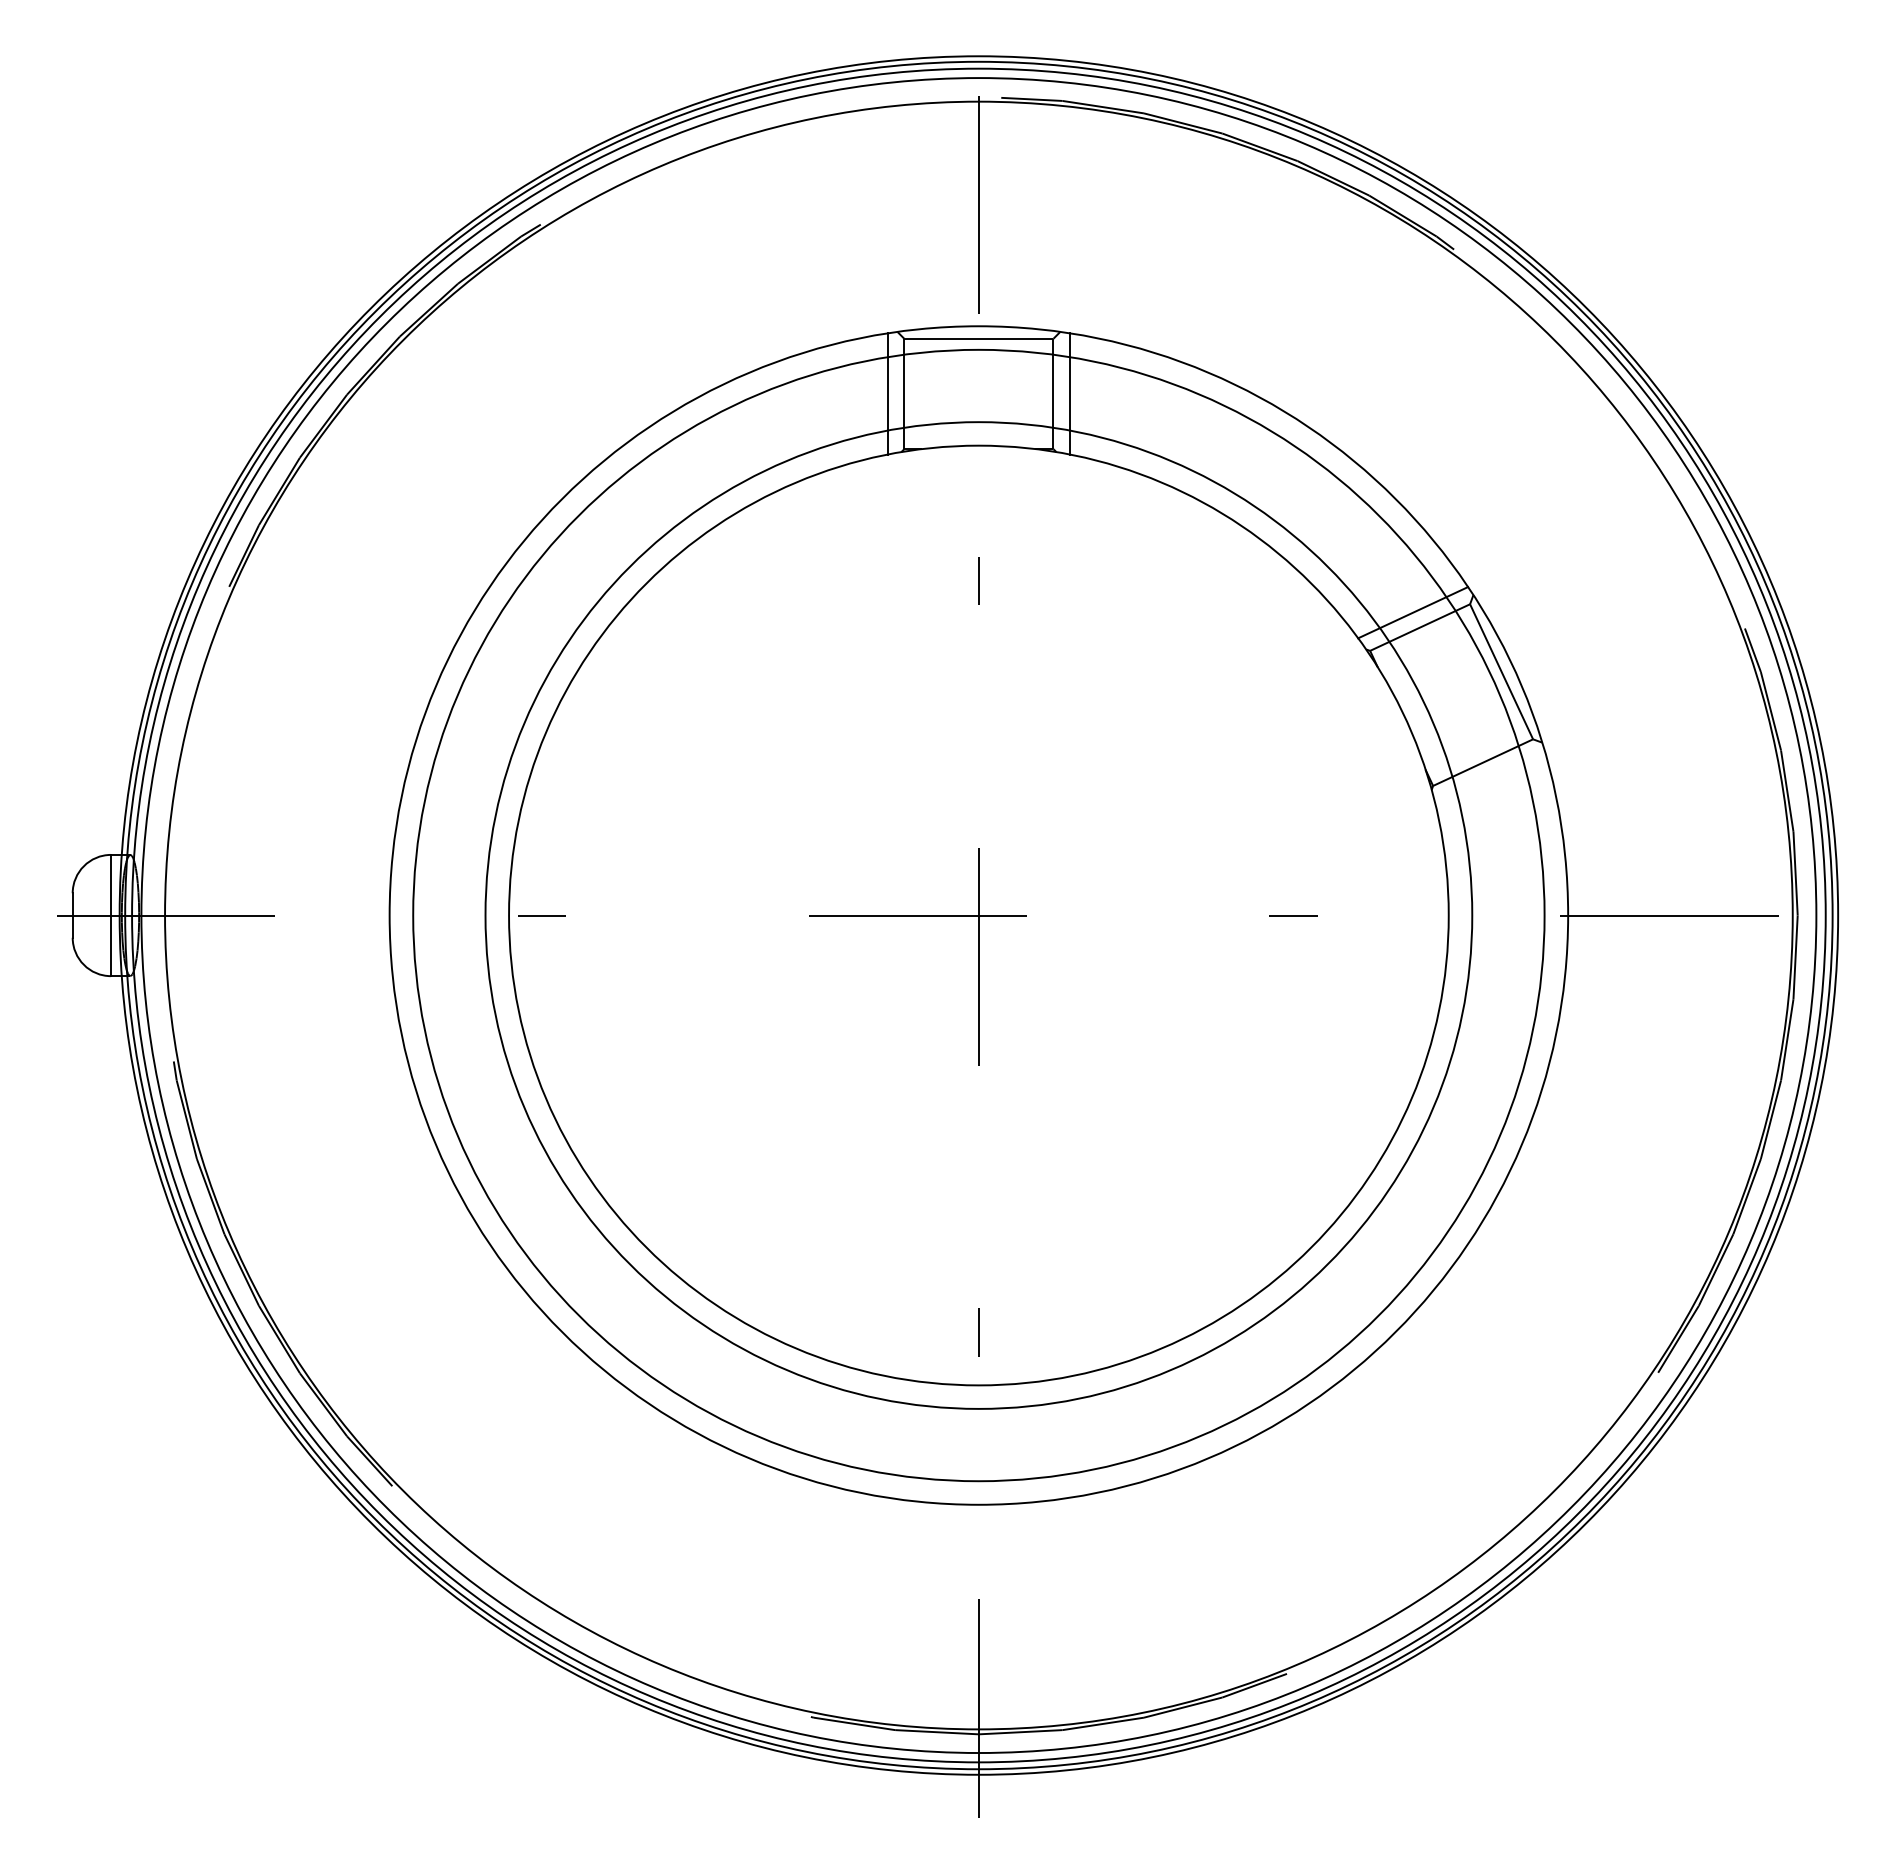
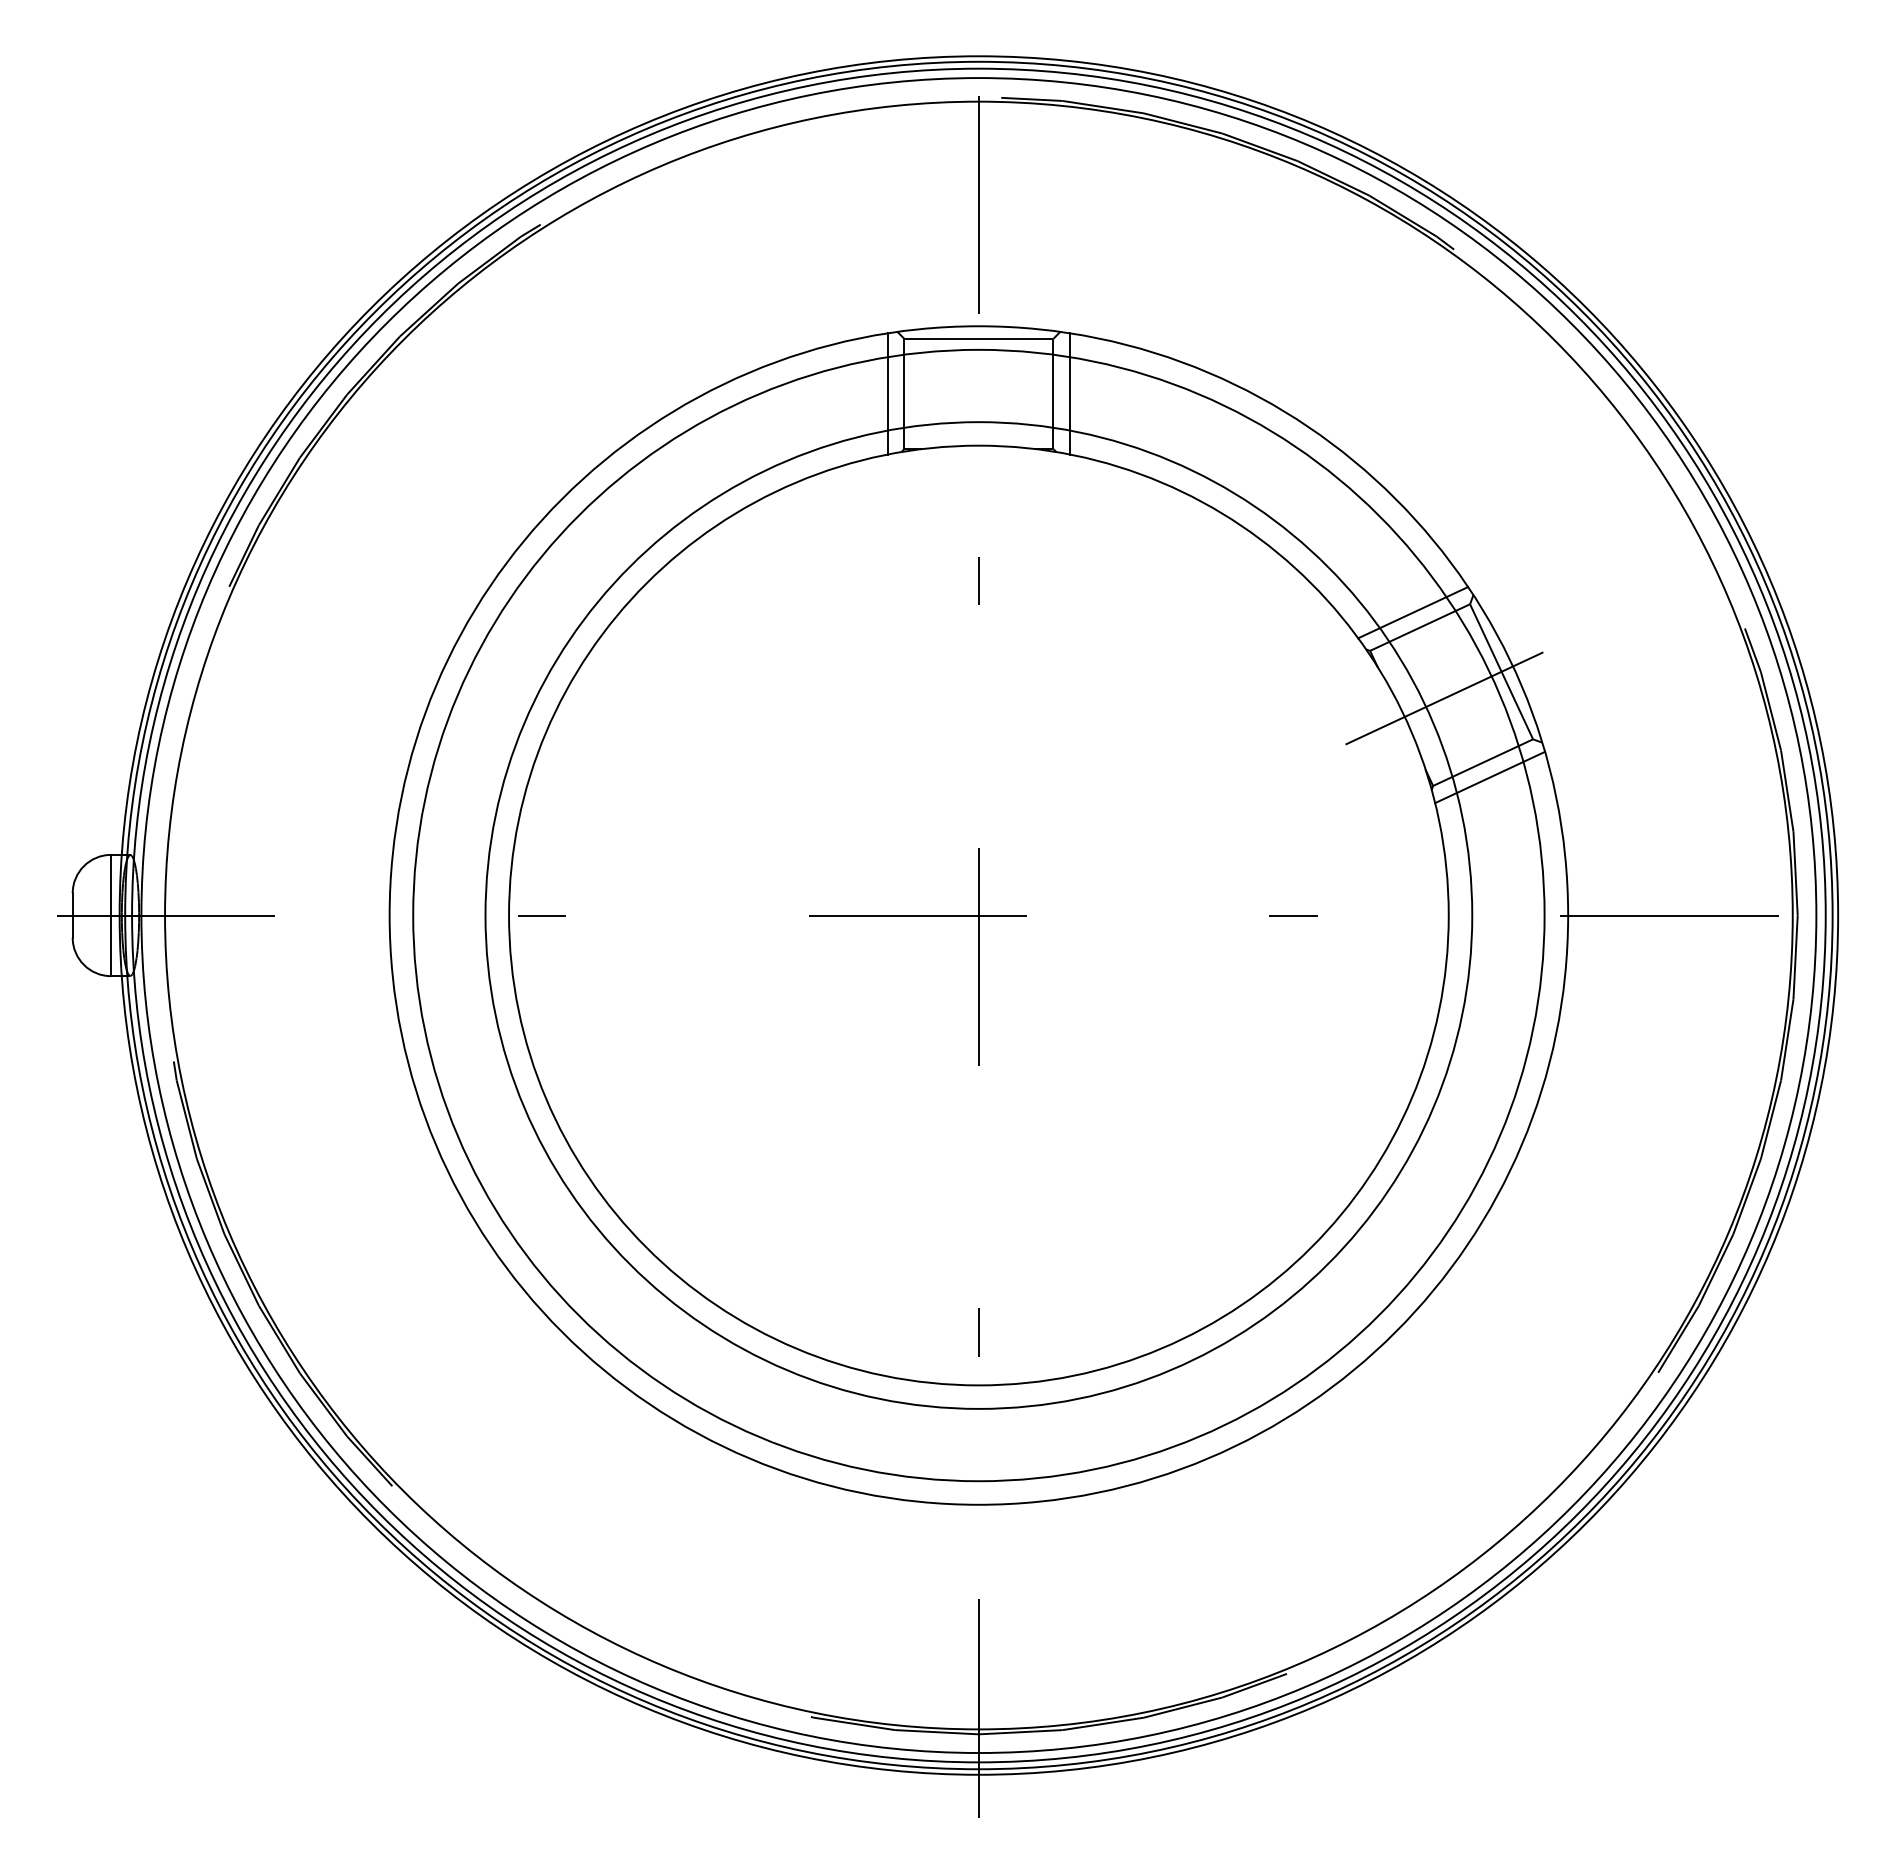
line: none -> present (1451, 694)
line: none -> present (1489, 777)
